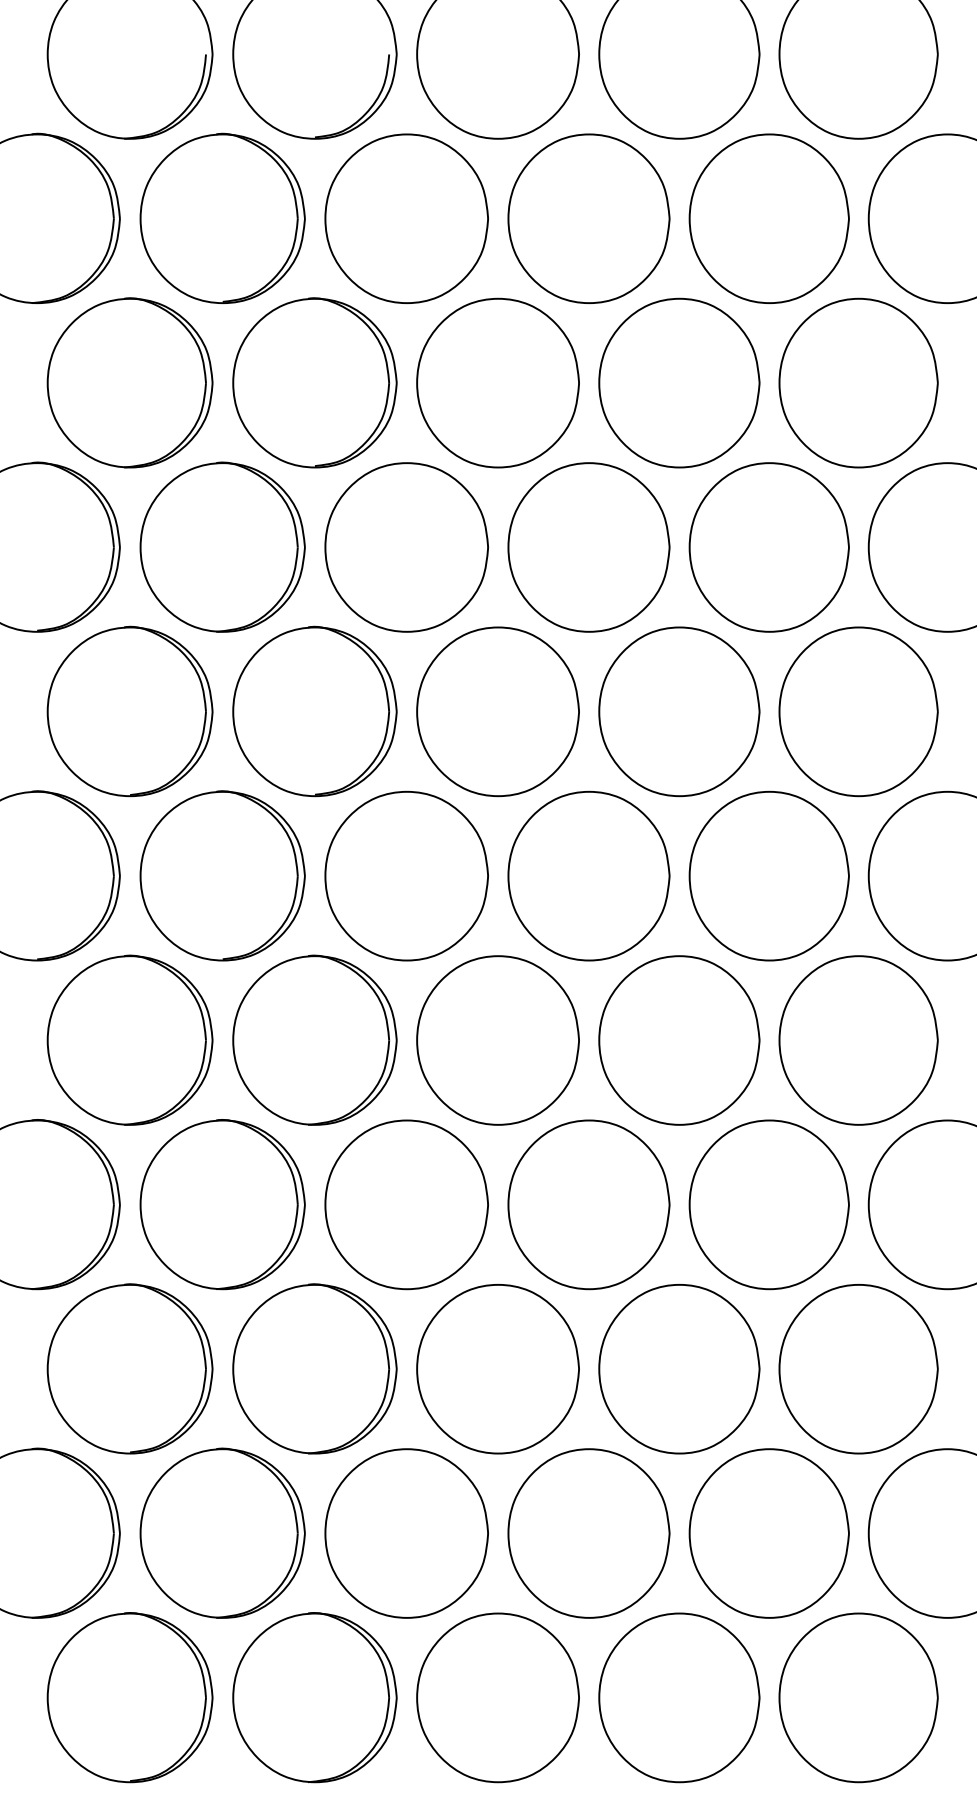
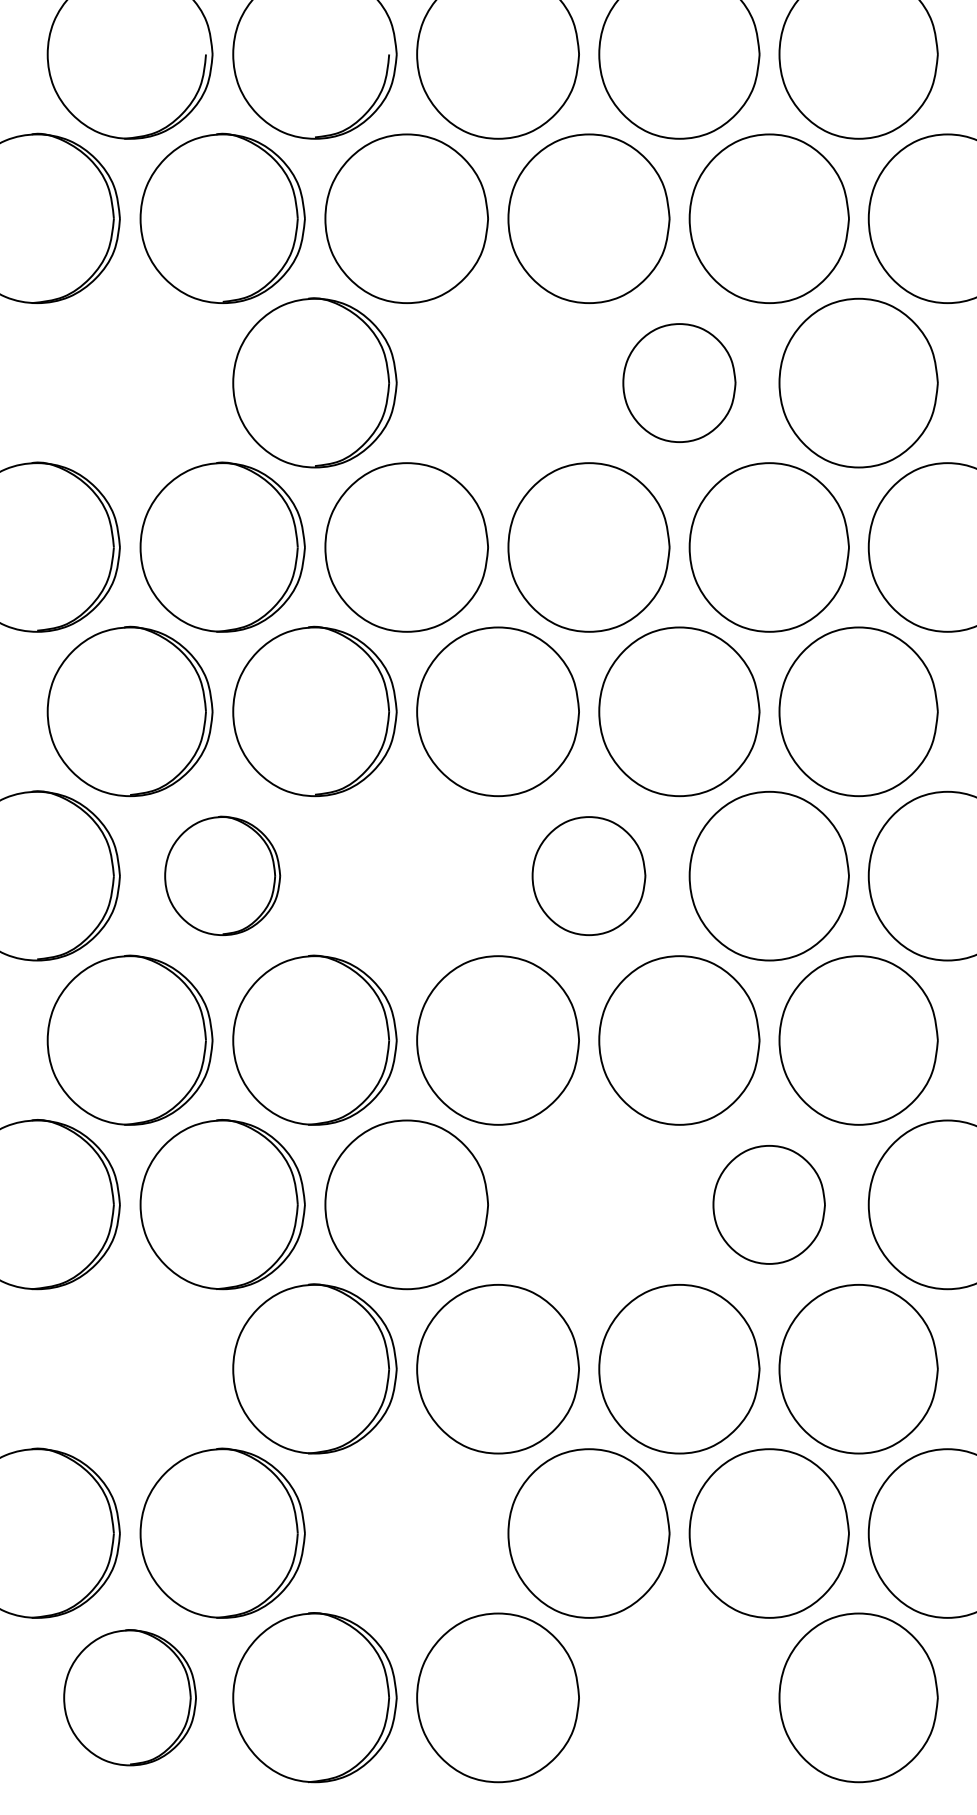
part: present -> none (129, 382)
part: present -> none (497, 382)
part size: 163x172 px -> 115x120 px (679, 382)
part size: 167x172 px -> 118x122 px (222, 875)
part: present -> none (406, 875)
part size: 164x172 px -> 116x121 px (588, 876)
part: present -> none (588, 1204)
part size: 162x172 px -> 114x120 px (768, 1204)
part: present -> none (129, 1368)
part: present -> none (406, 1533)
part size: 168x172 px -> 134x138 px (129, 1697)
part: present -> none (679, 1697)
